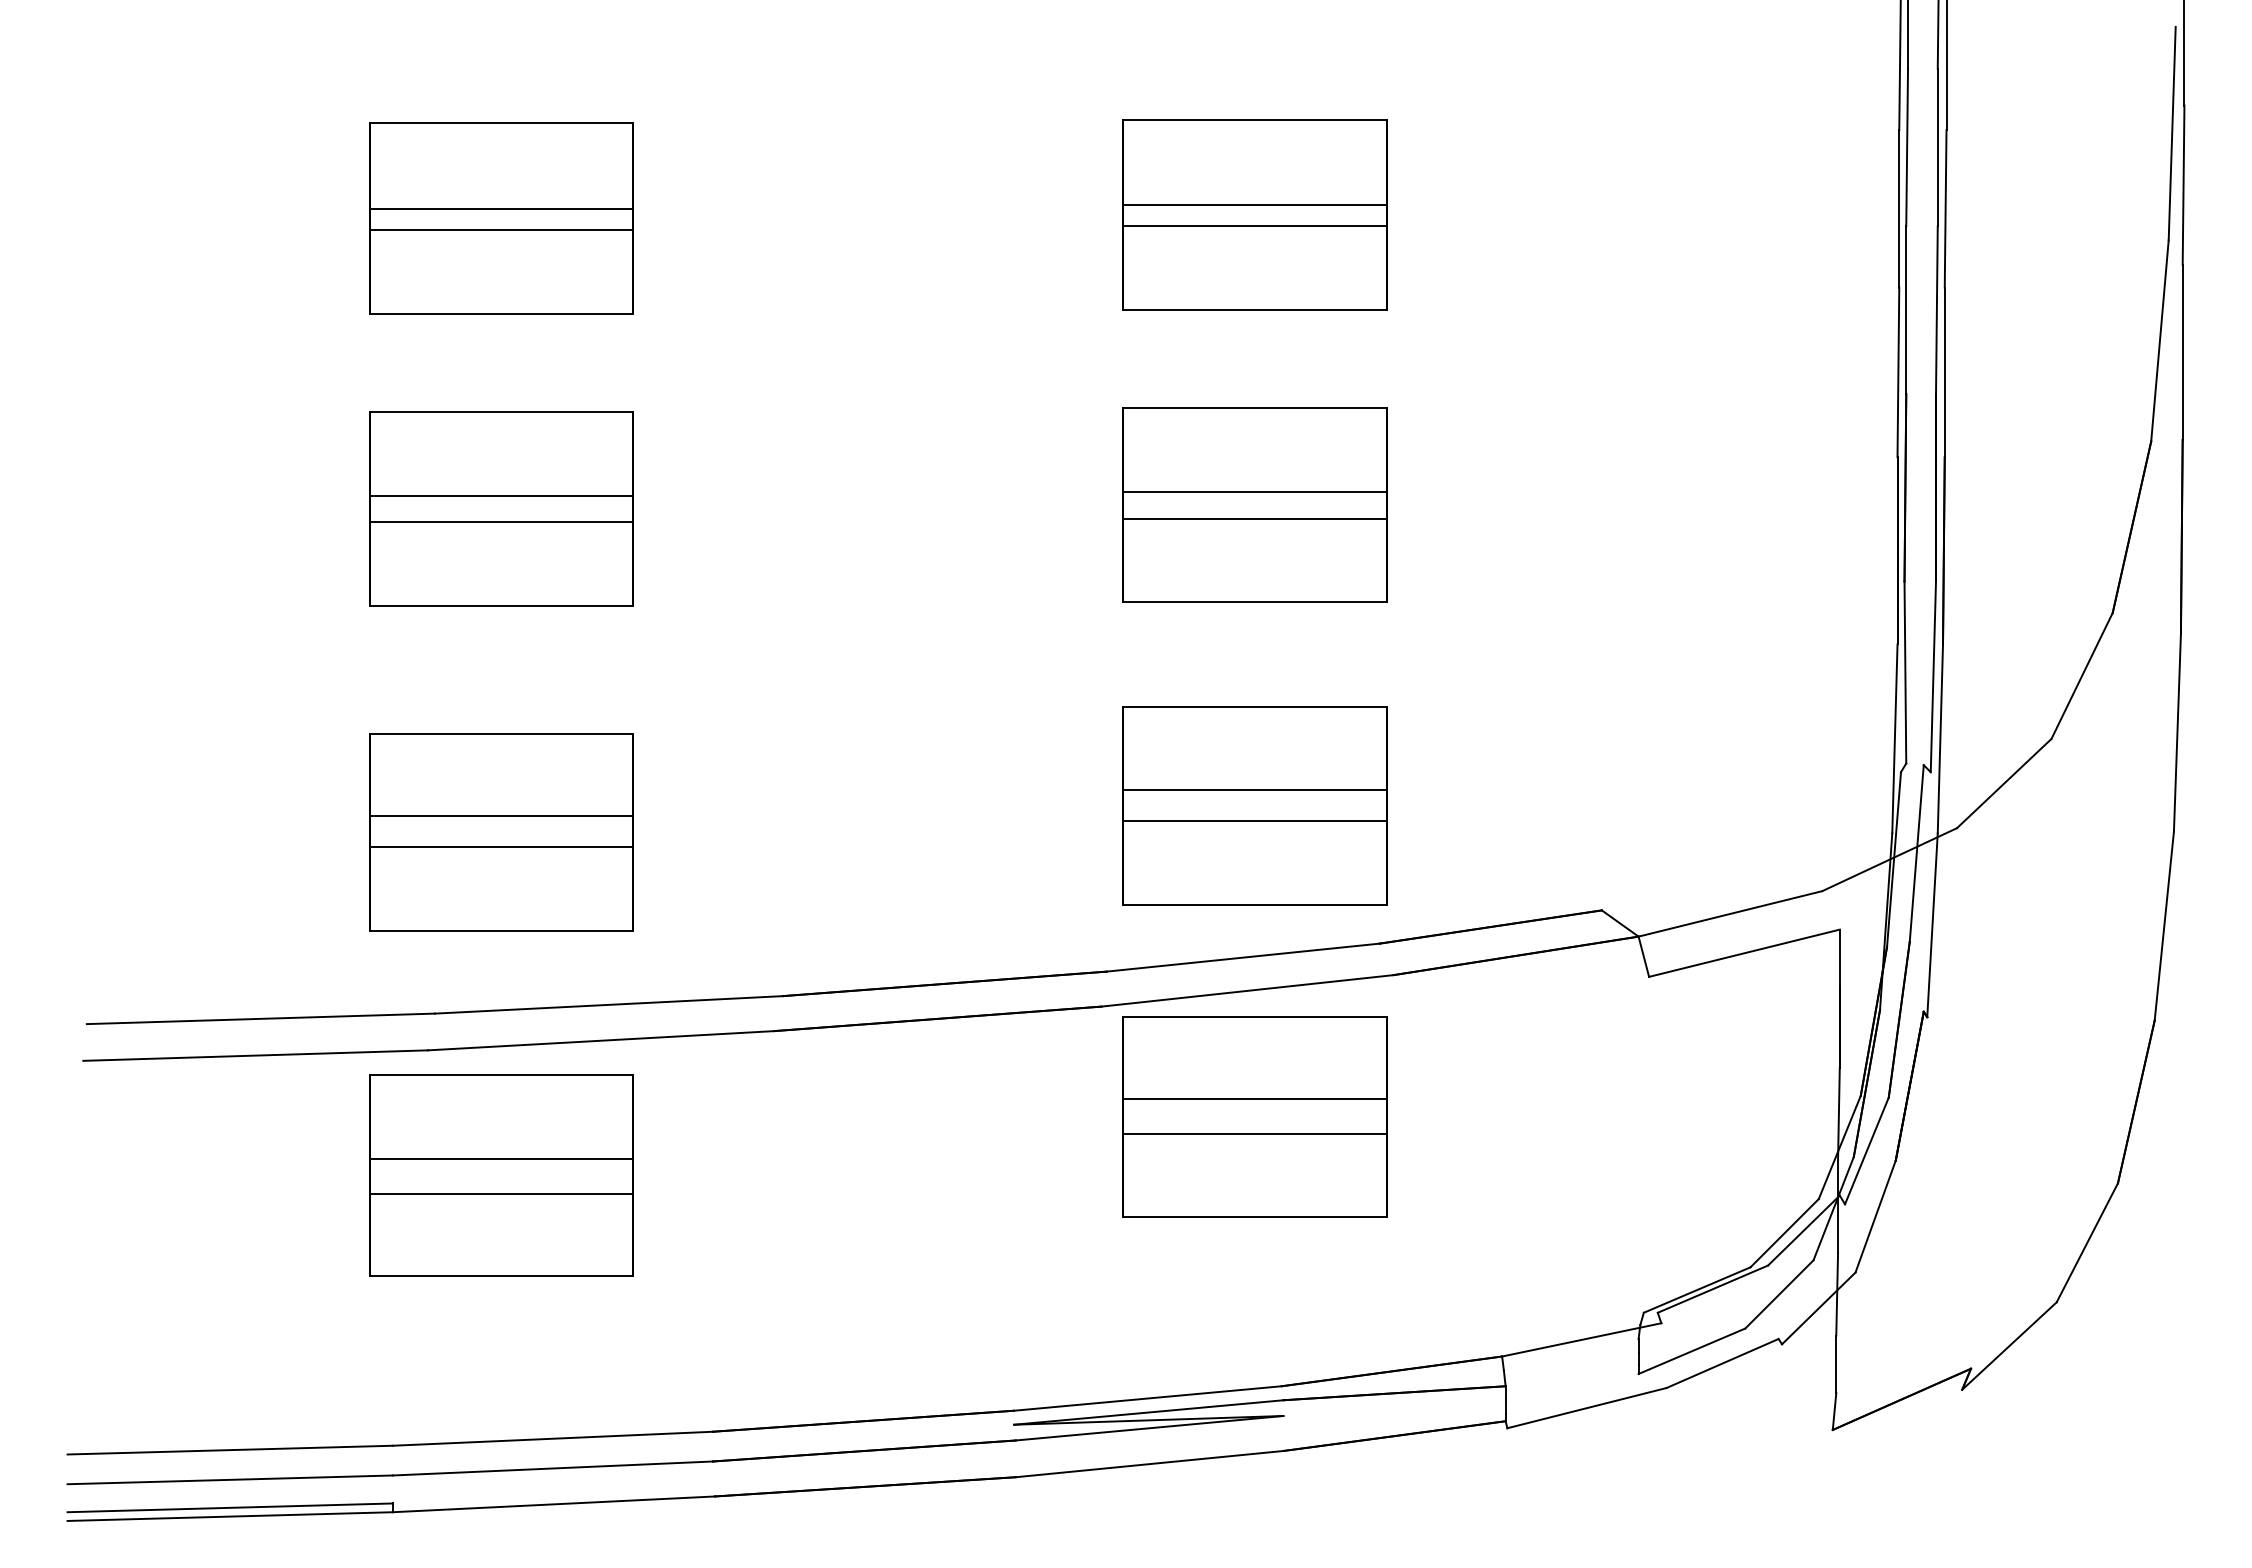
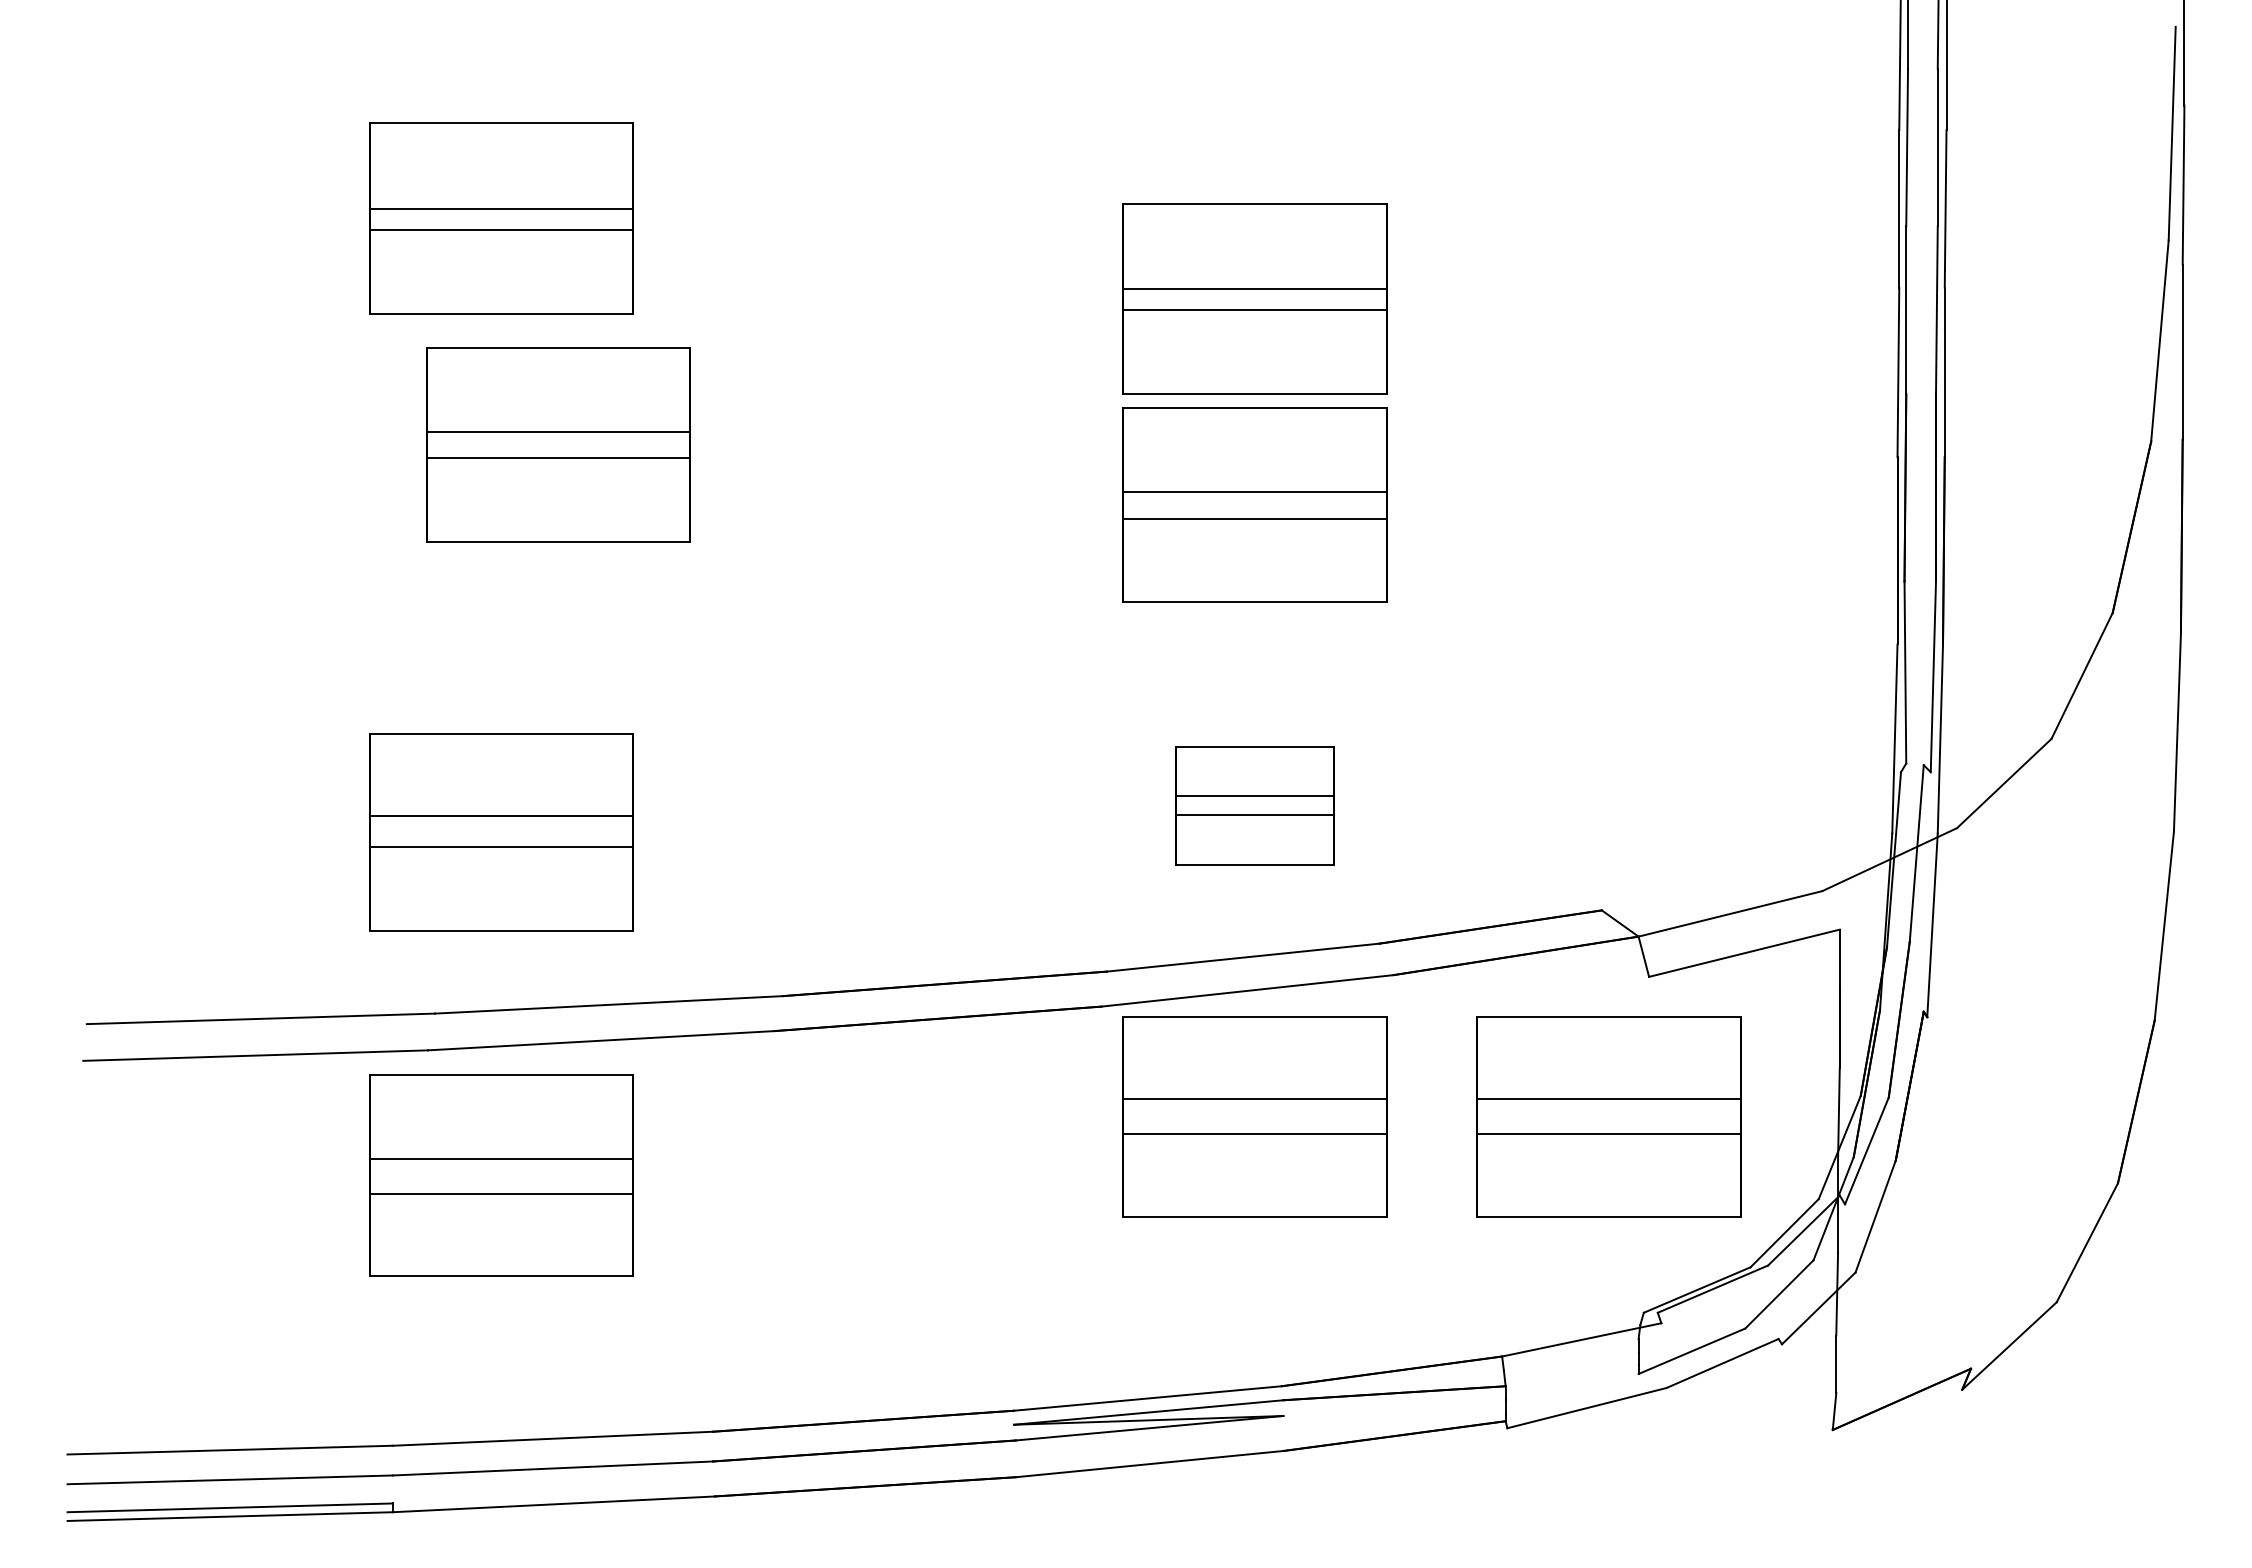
part position: (1254, 214) -> (1254, 298) (1254, 298)
part position: (501, 508) -> (558, 444) (558, 444)
part size: 266x200 px -> 160x120 px (1254, 805)
part: none -> present (1608, 1116)
